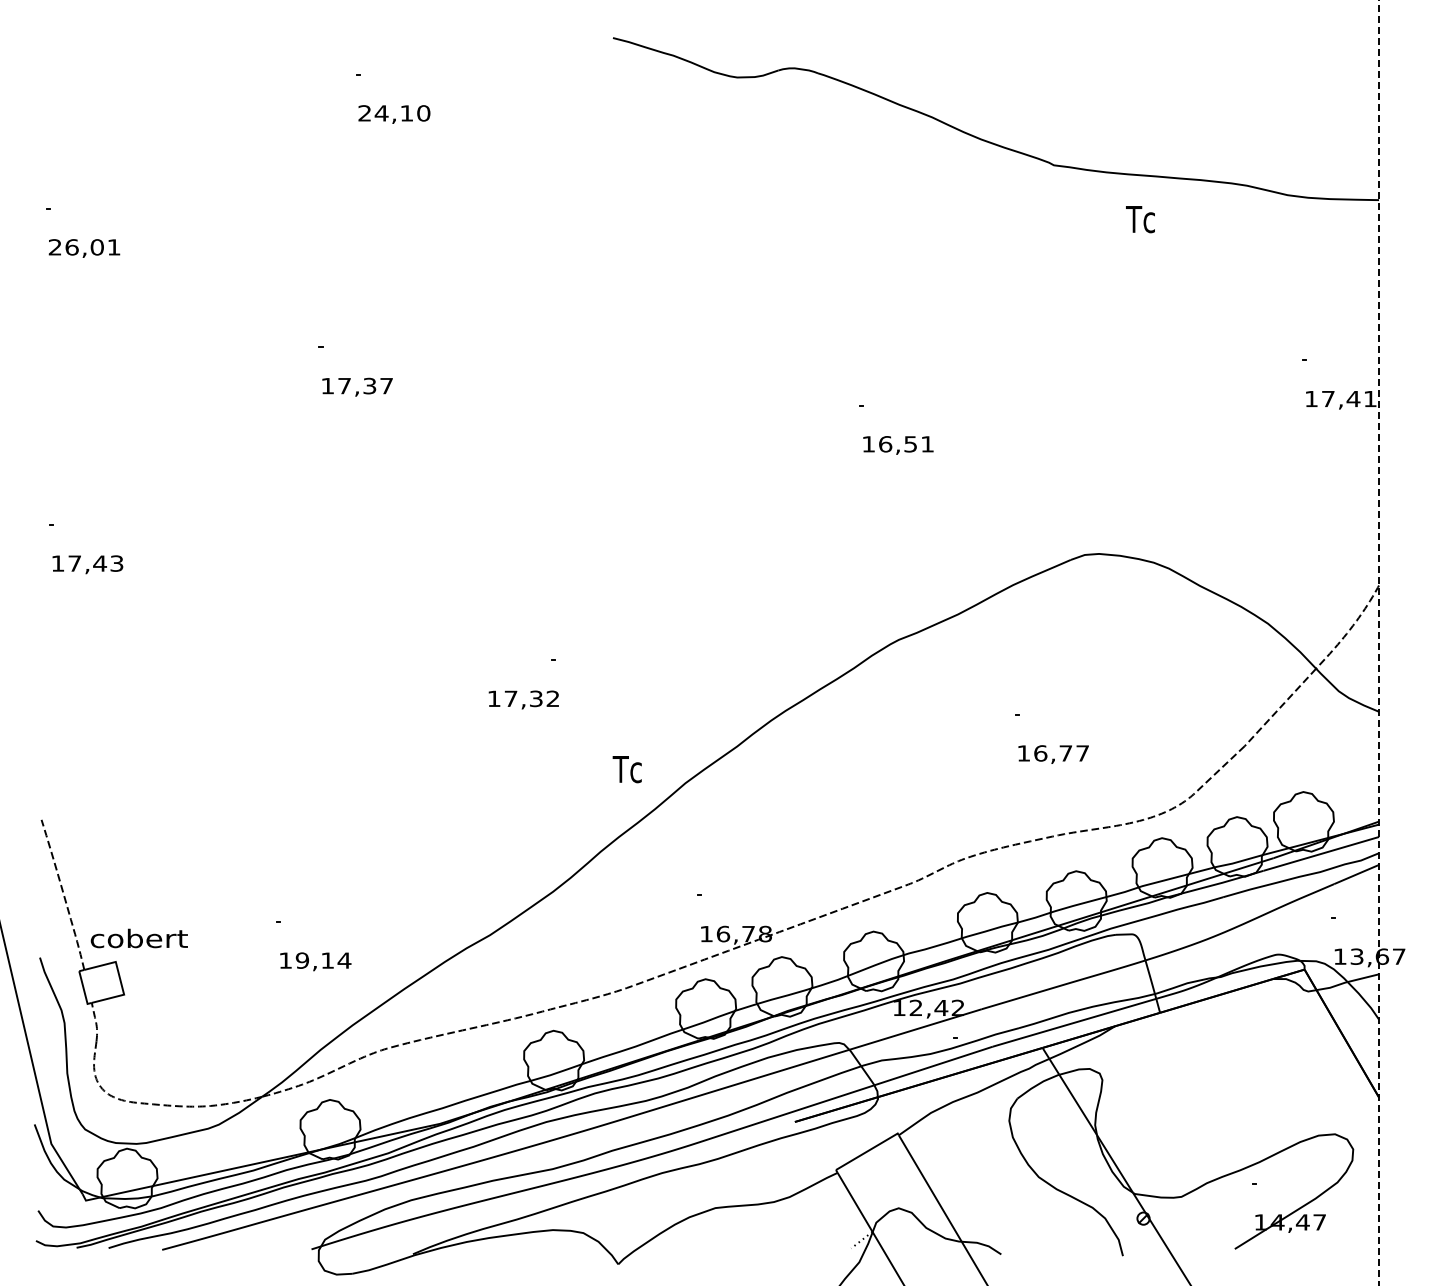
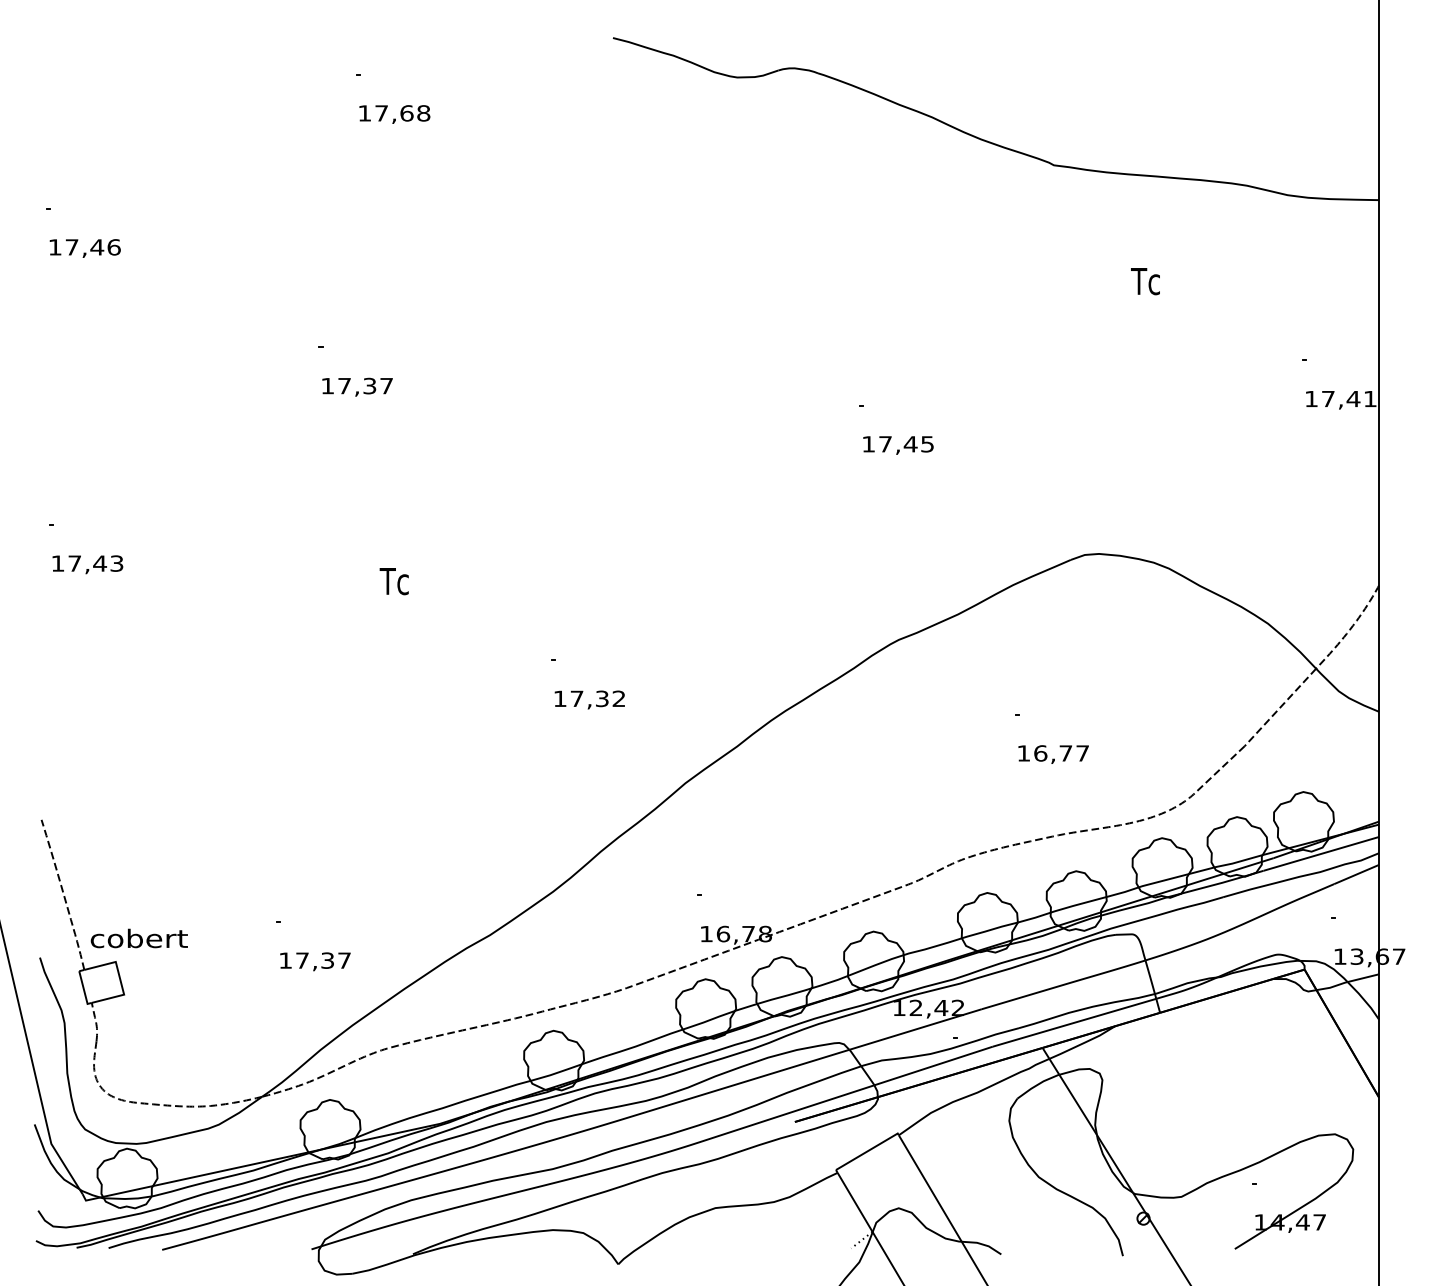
text: 24,10 -> 17,68 (394, 113)
text position: (1140, 219) -> (1145, 281) (1145, 281)
text: 26,01 -> 17,46 (84, 247)
text: 16,51 -> 17,45 (906, 444)
line: dashed -> solid (1379, 642)
text position: (523, 699) -> (589, 699) (589, 699)
text position: (626, 769) -> (393, 581) (393, 581)
text: 19,14 -> 17,37 (323, 960)
